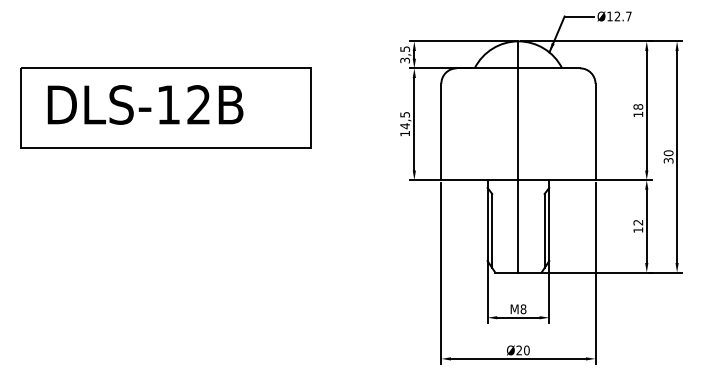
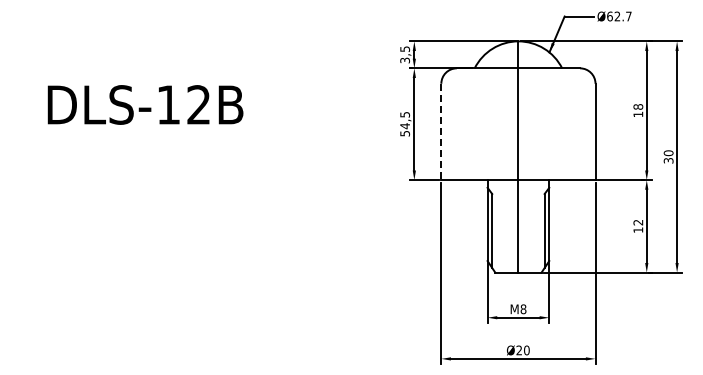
text: Ø12.7 -> Ø62.7 (609, 16)
part: present -> none (165, 107)
line: solid -> dashed (441, 132)
text: 14,5 -> 54,5 (405, 133)
